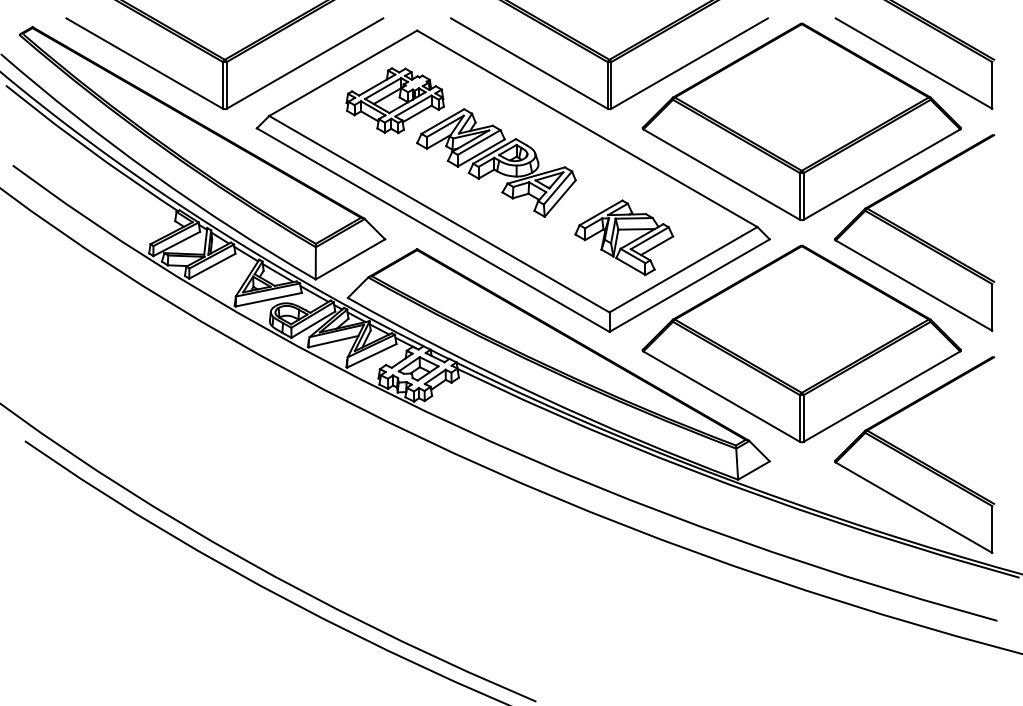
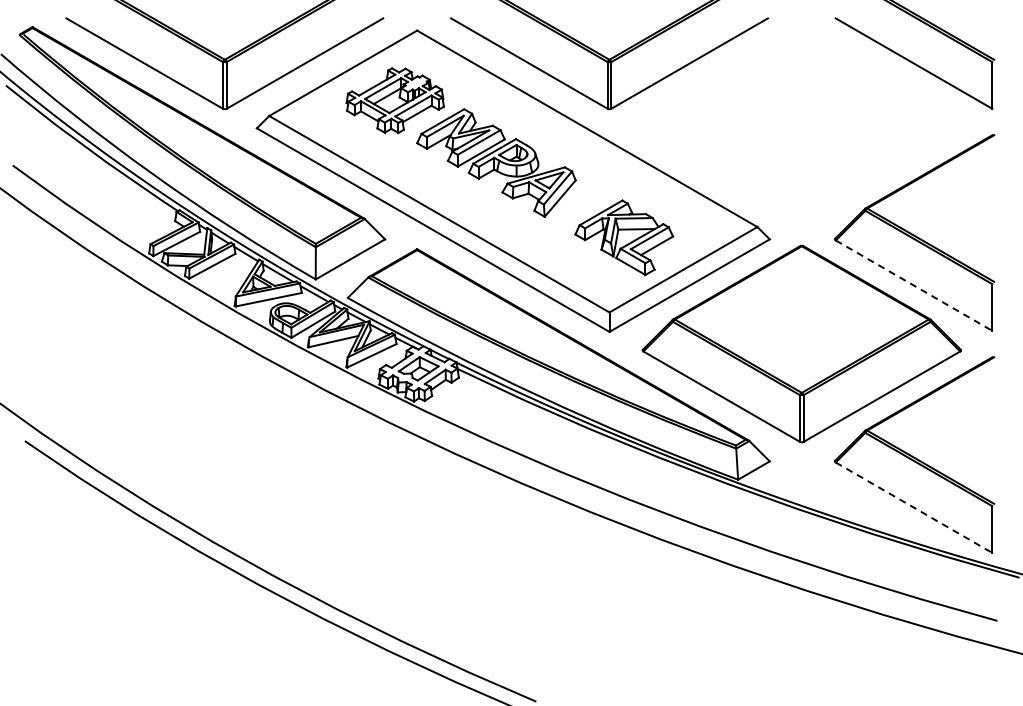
part: present -> none (801, 121)
line: solid -> dashed (914, 285)
line: solid -> dashed (914, 507)
